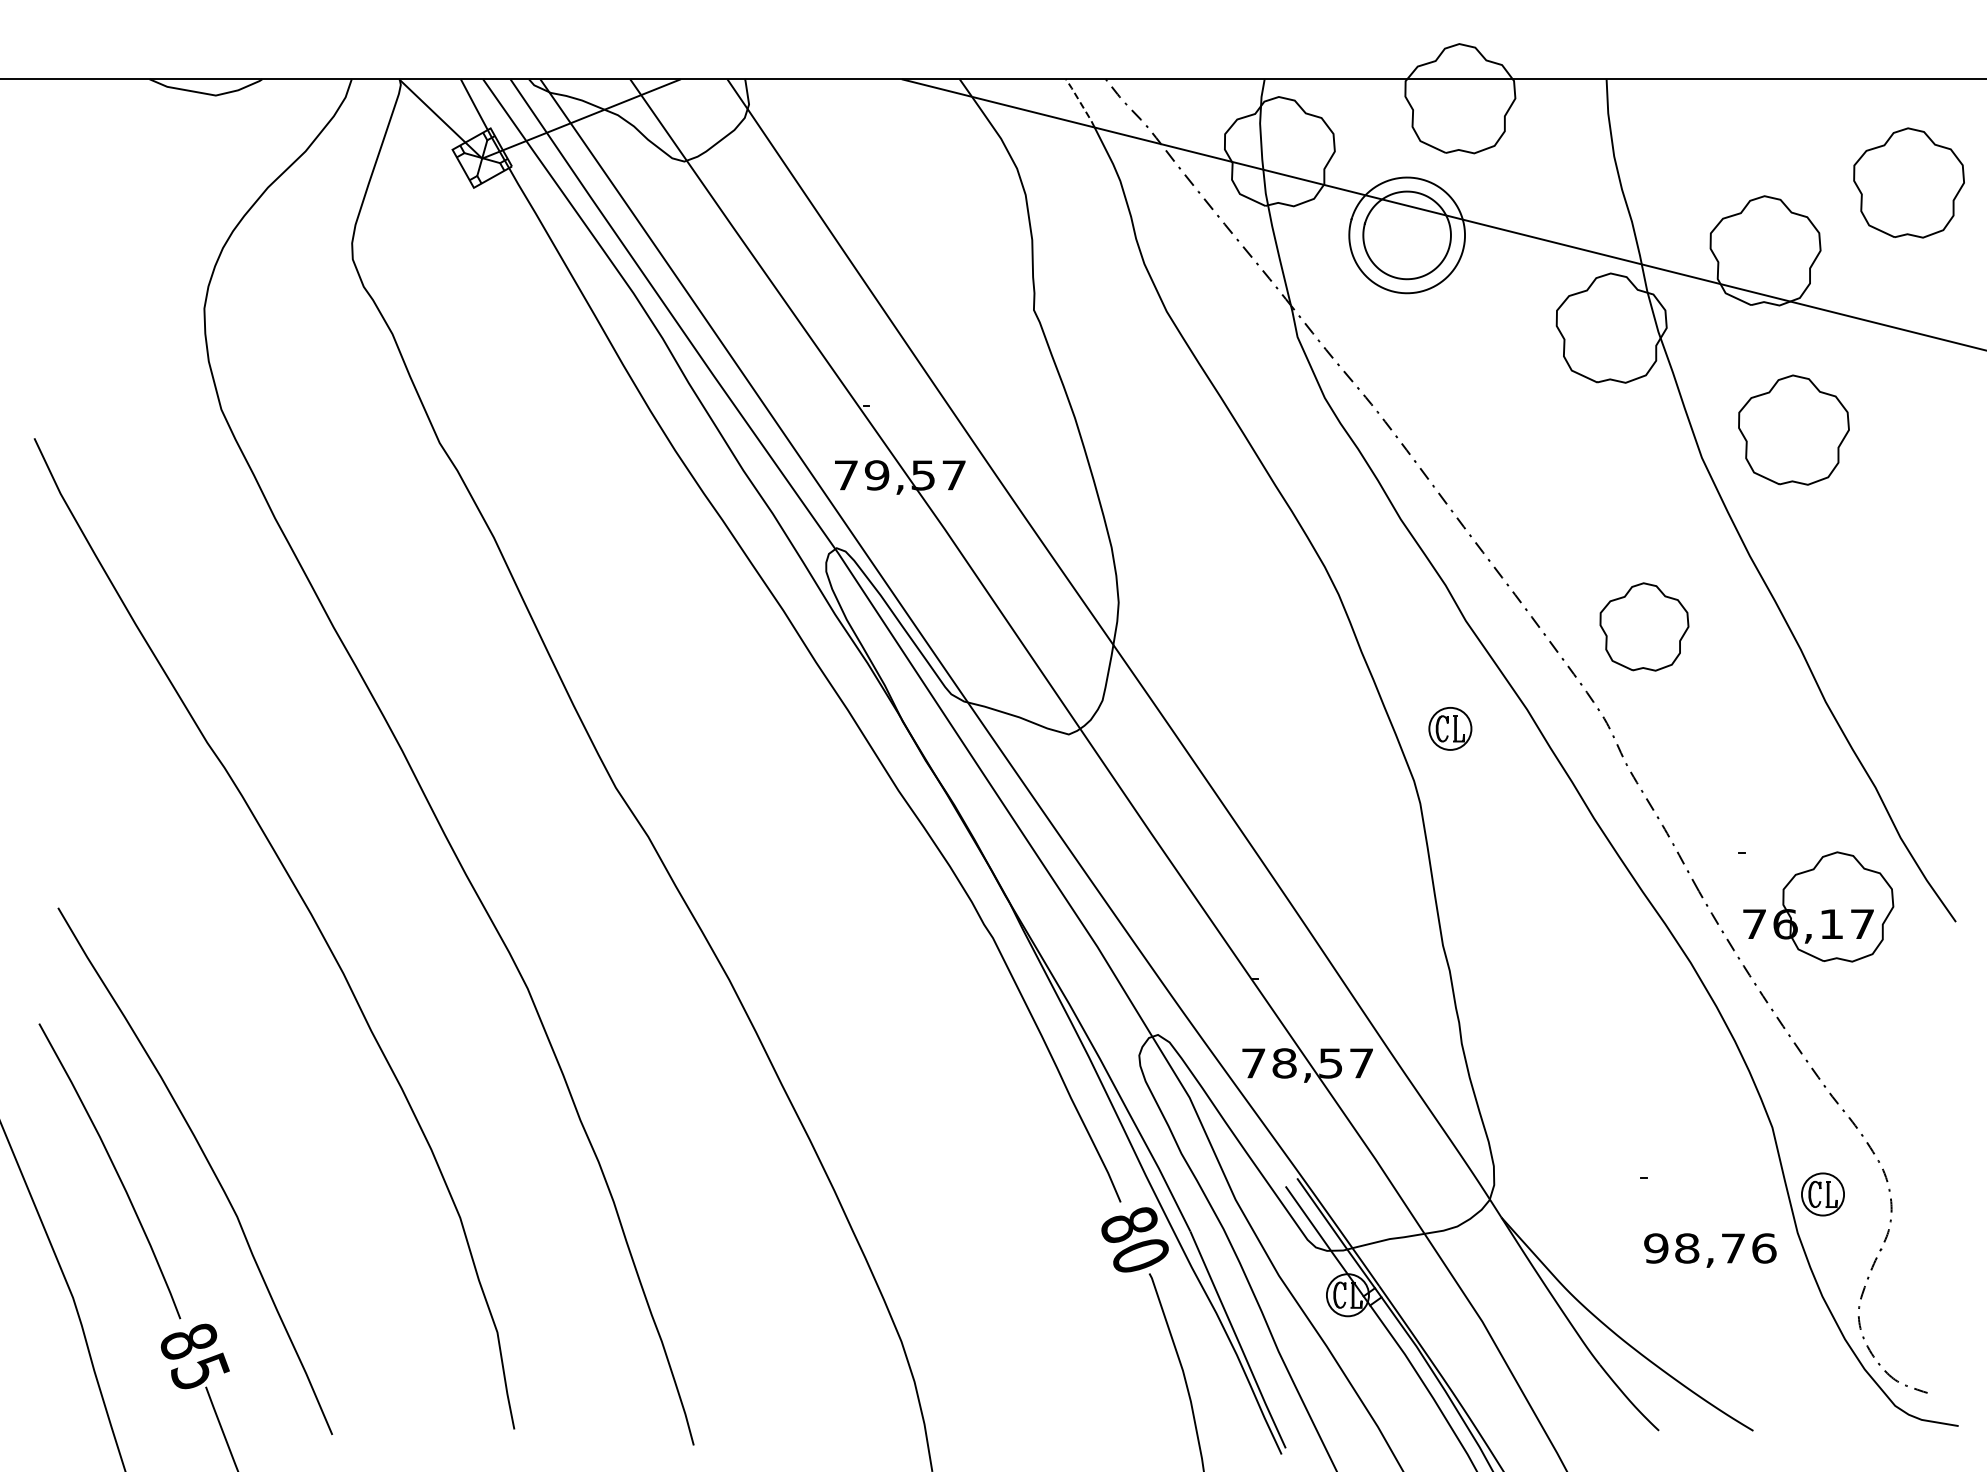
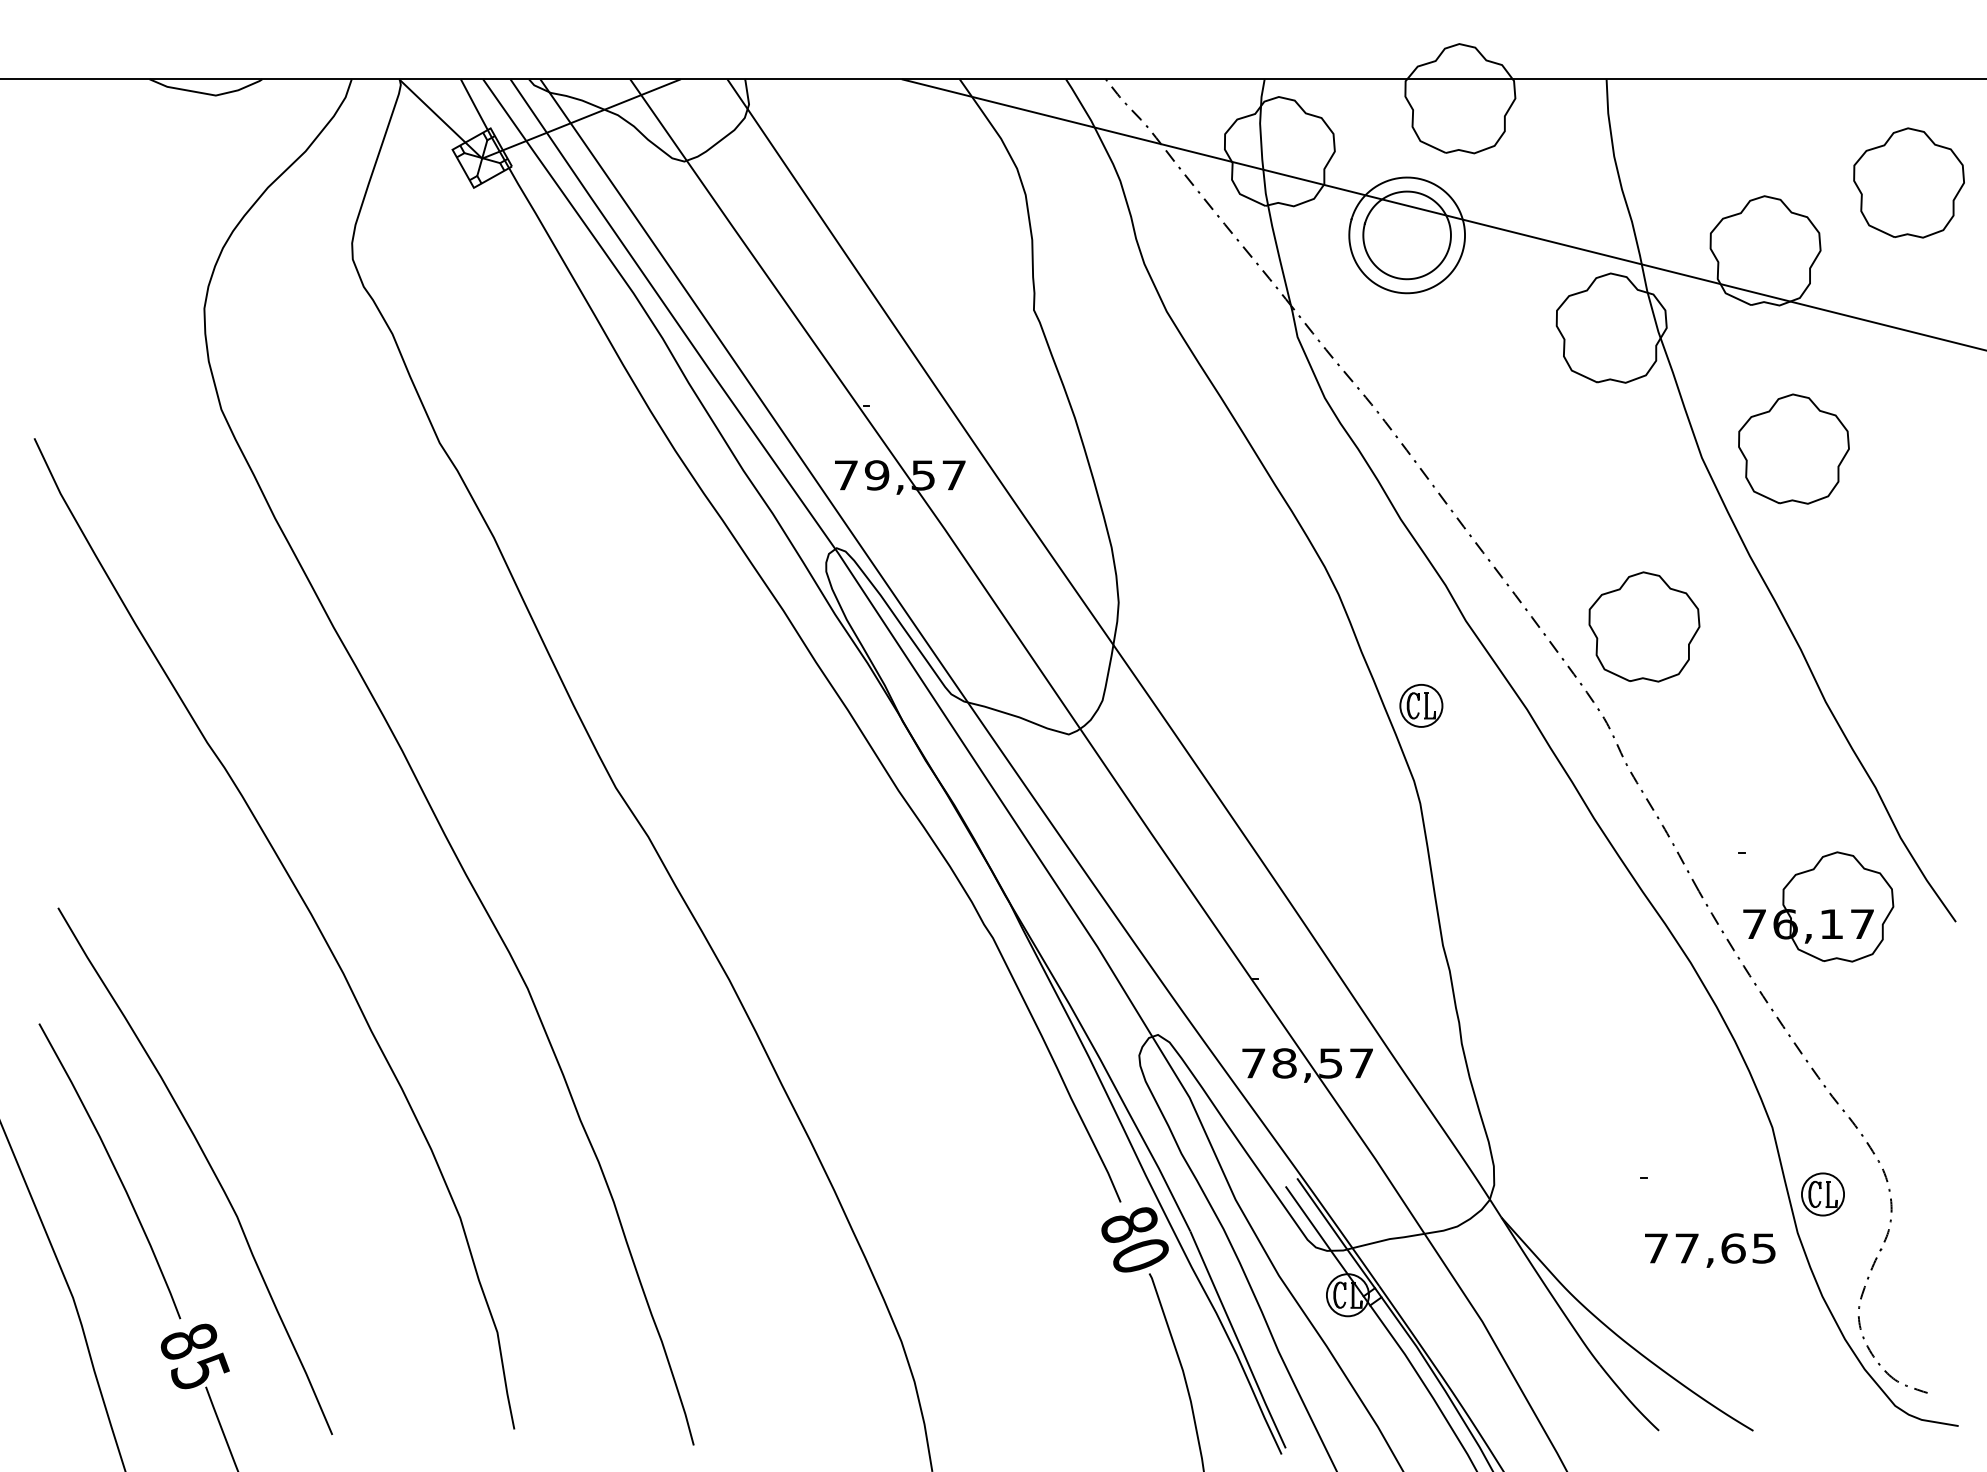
line: dashed -> solid (1080, 102)
part position: (1793, 429) -> (1793, 448) (1793, 448)
part size: 91x90 px -> 113x112 px (1644, 626)
part position: (1450, 728) -> (1421, 705) (1421, 705)
text: 98,76 -> 77,65 (1710, 1248)
